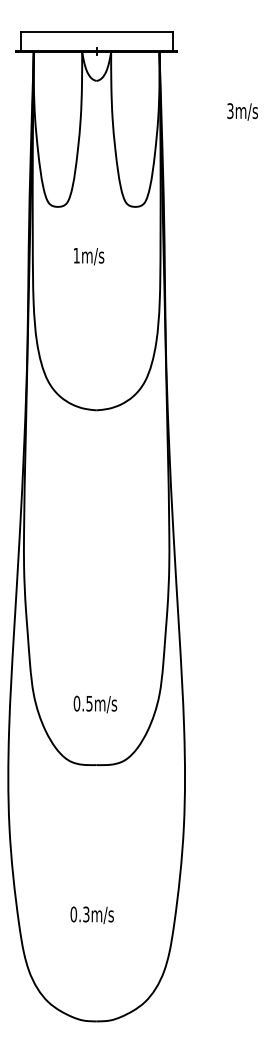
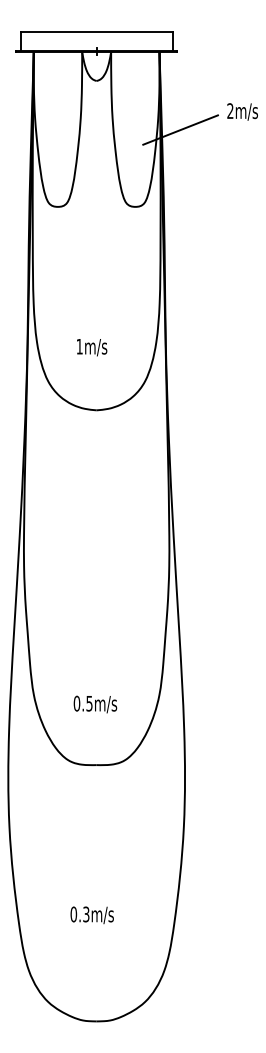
text: 3m/s -> 2m/s (230, 111)
line: none -> present (180, 129)
text position: (89, 256) -> (92, 347) (92, 347)
